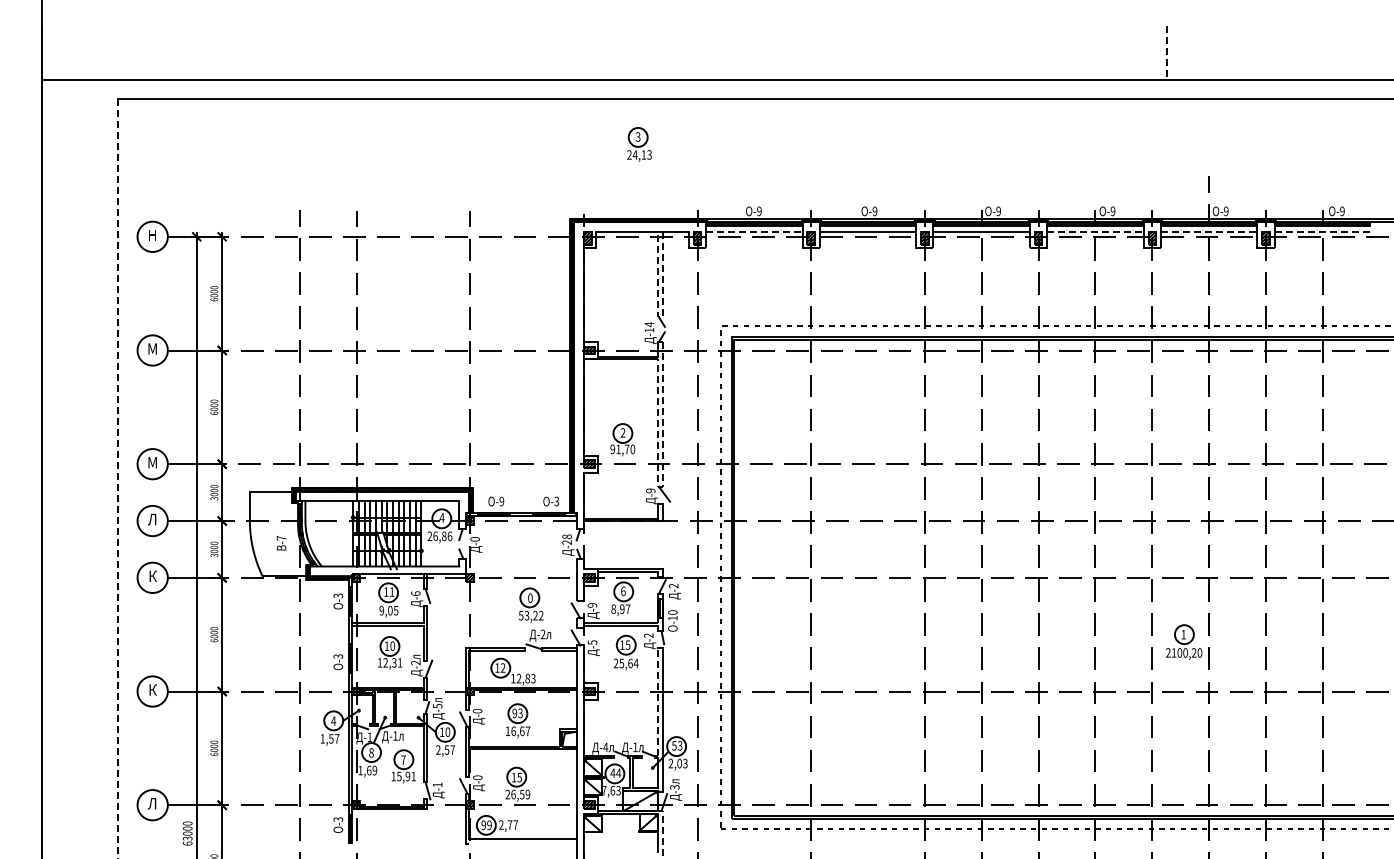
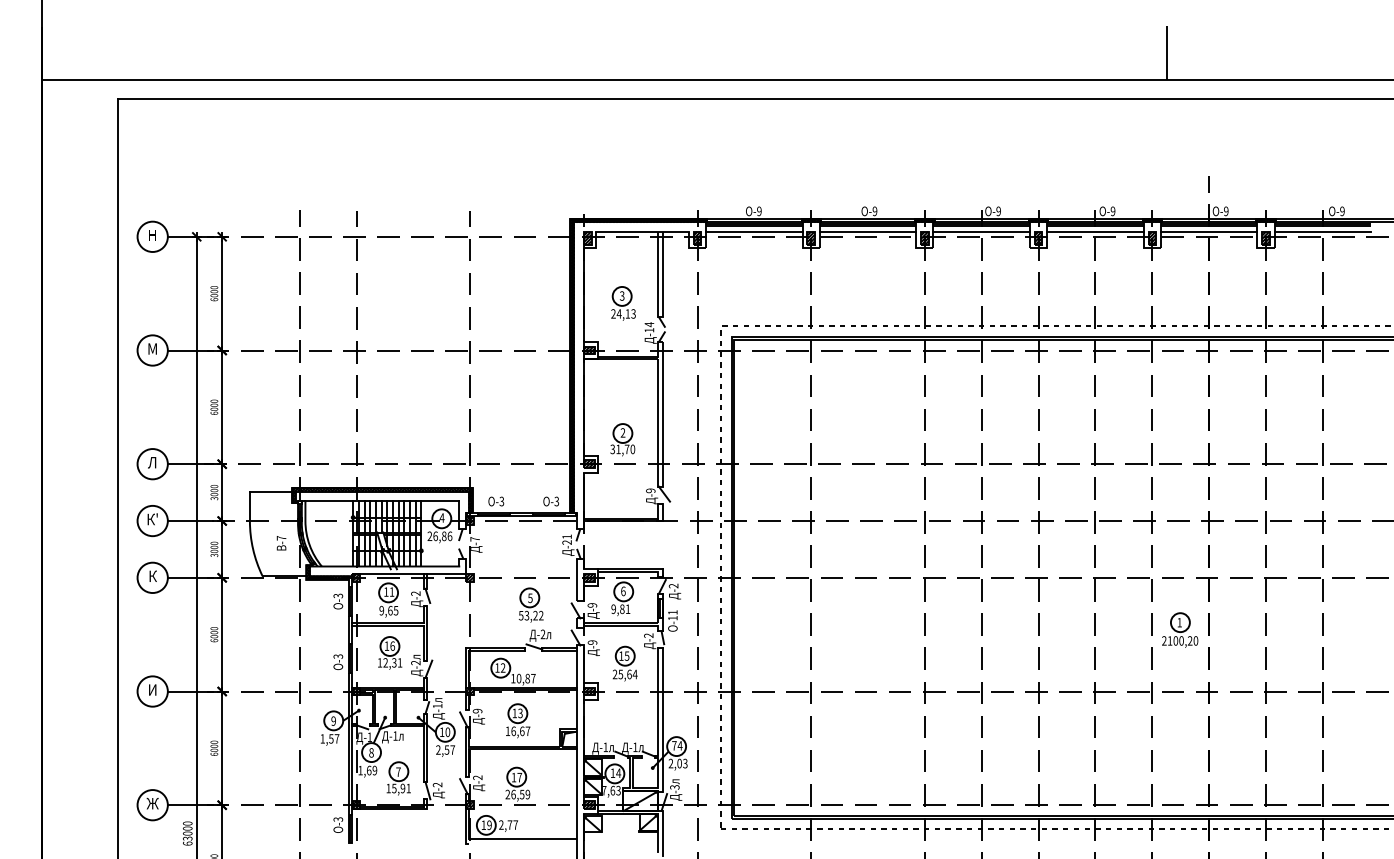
line: dashed -> solid (1167, 53)
part position: (639, 144) -> (623, 303) (623, 303)
line: dashed -> solid (754, 232)
line: dashed -> solid (1095, 232)
line: dashed -> solid (1209, 232)
line: dashed -> solid (1323, 232)
line: dashed -> solid (659, 317)
text: 91,70 -> 31,70 (612, 449)
text: М -> Л (152, 462)
line: dashed -> solid (117, 479)
line: dashed -> solid (662, 481)
text: -9 -> -3 (501, 501)
text: Л -> К' (152, 519)
text: -28 -> -21 (566, 536)
text: -0 -> -7 (474, 539)
text: -6 -> -2 (415, 593)
text: 0 -> 5 (530, 597)
text: 8,97 -> 9,81 (620, 608)
text: 9,05 -> 9,65 (390, 610)
text: -10 -> -11 (672, 612)
part position: (1184, 641) -> (1180, 629) (1180, 629)
text: -5 -> -9 (591, 642)
text: 10 -> 16 (392, 645)
part position: (625, 652) -> (624, 663) (624, 663)
text: 12,83 -> 10,87 (525, 678)
text: К -> И (152, 689)
line: dashed -> solid (657, 701)
text: -5 -> -1 (437, 705)
text: -0 -> -9 (477, 711)
text: 93 -> 13 (514, 713)
text: 4 -> 9 (333, 720)
text: 53 -> 74 (677, 745)
text: -4 -> -1 (605, 747)
part position: (403, 766) -> (398, 778) (398, 778)
text: 44 -> 14 (612, 772)
text: -0 -> -2 (477, 777)
text: 15 -> 17 (519, 777)
text: -1 -> -2 (437, 784)
text: Л -> Ж (152, 803)
text: 99 -> 19 (483, 825)
line: dashed -> solid (662, 833)
